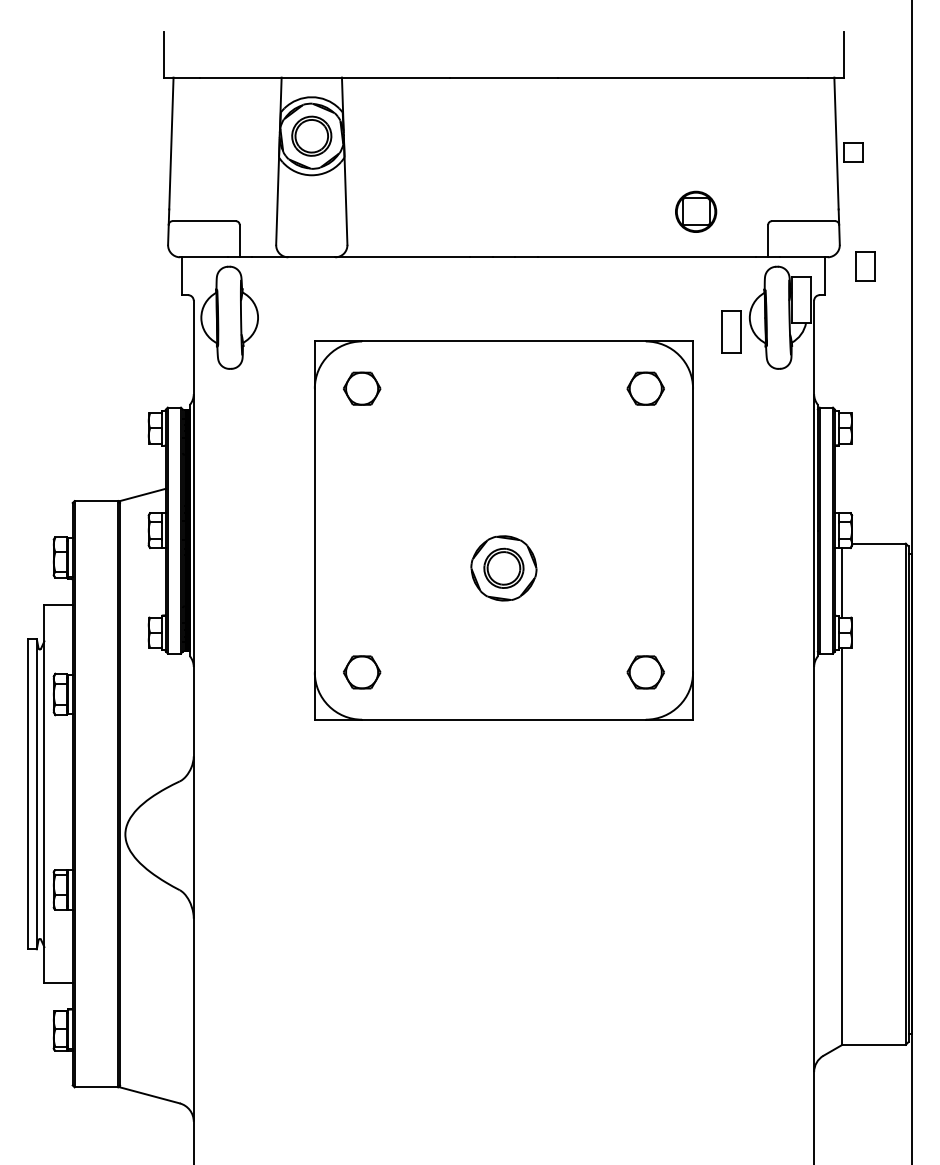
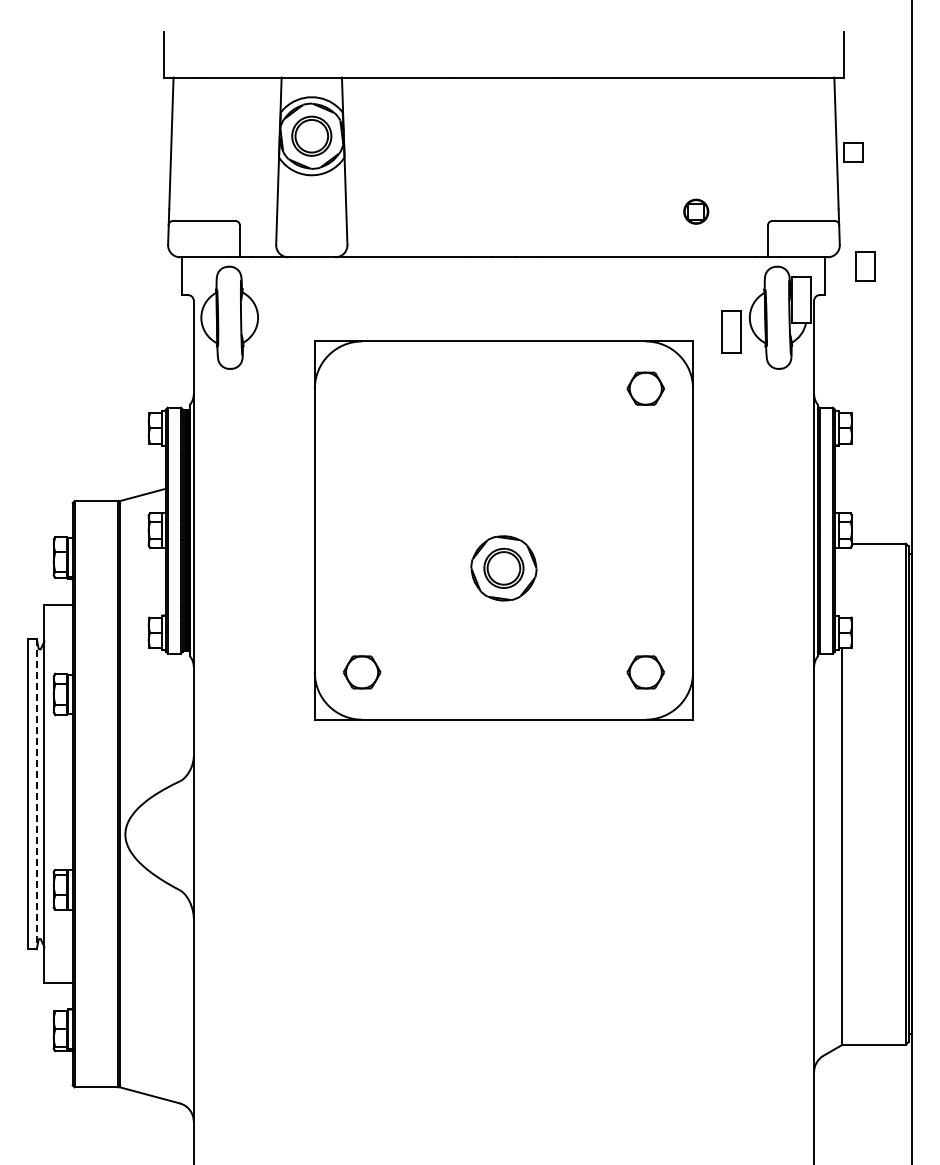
part size: 43x43 px -> 27x27 px (696, 211)
part: present -> none (362, 388)
line: present -> none (842, 582)
line: solid -> dashed (36, 794)
